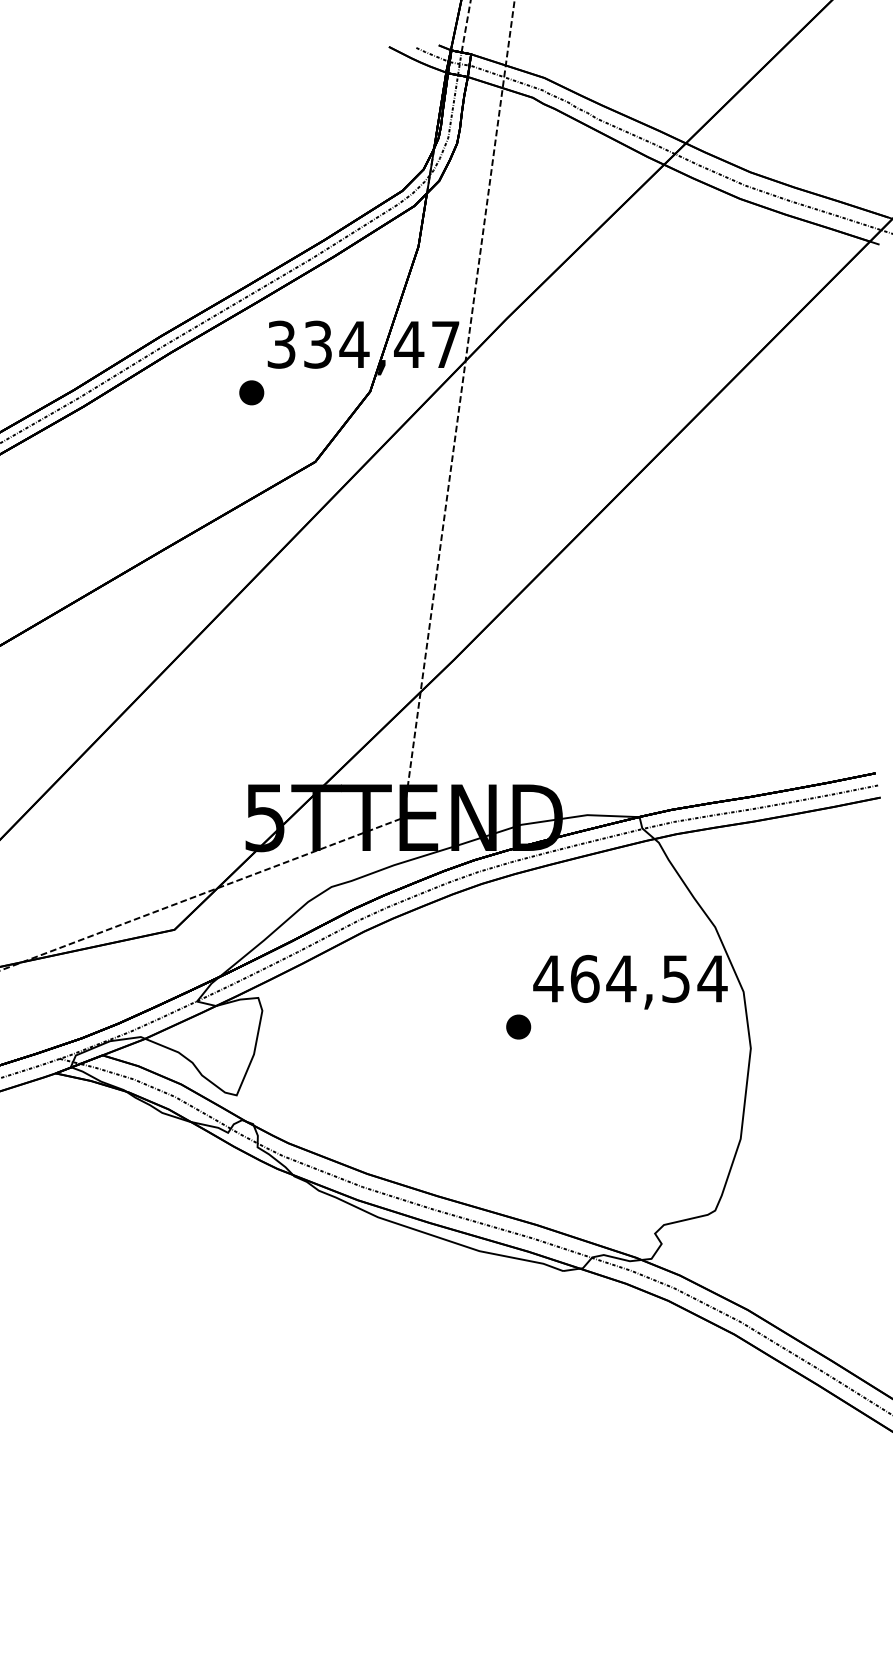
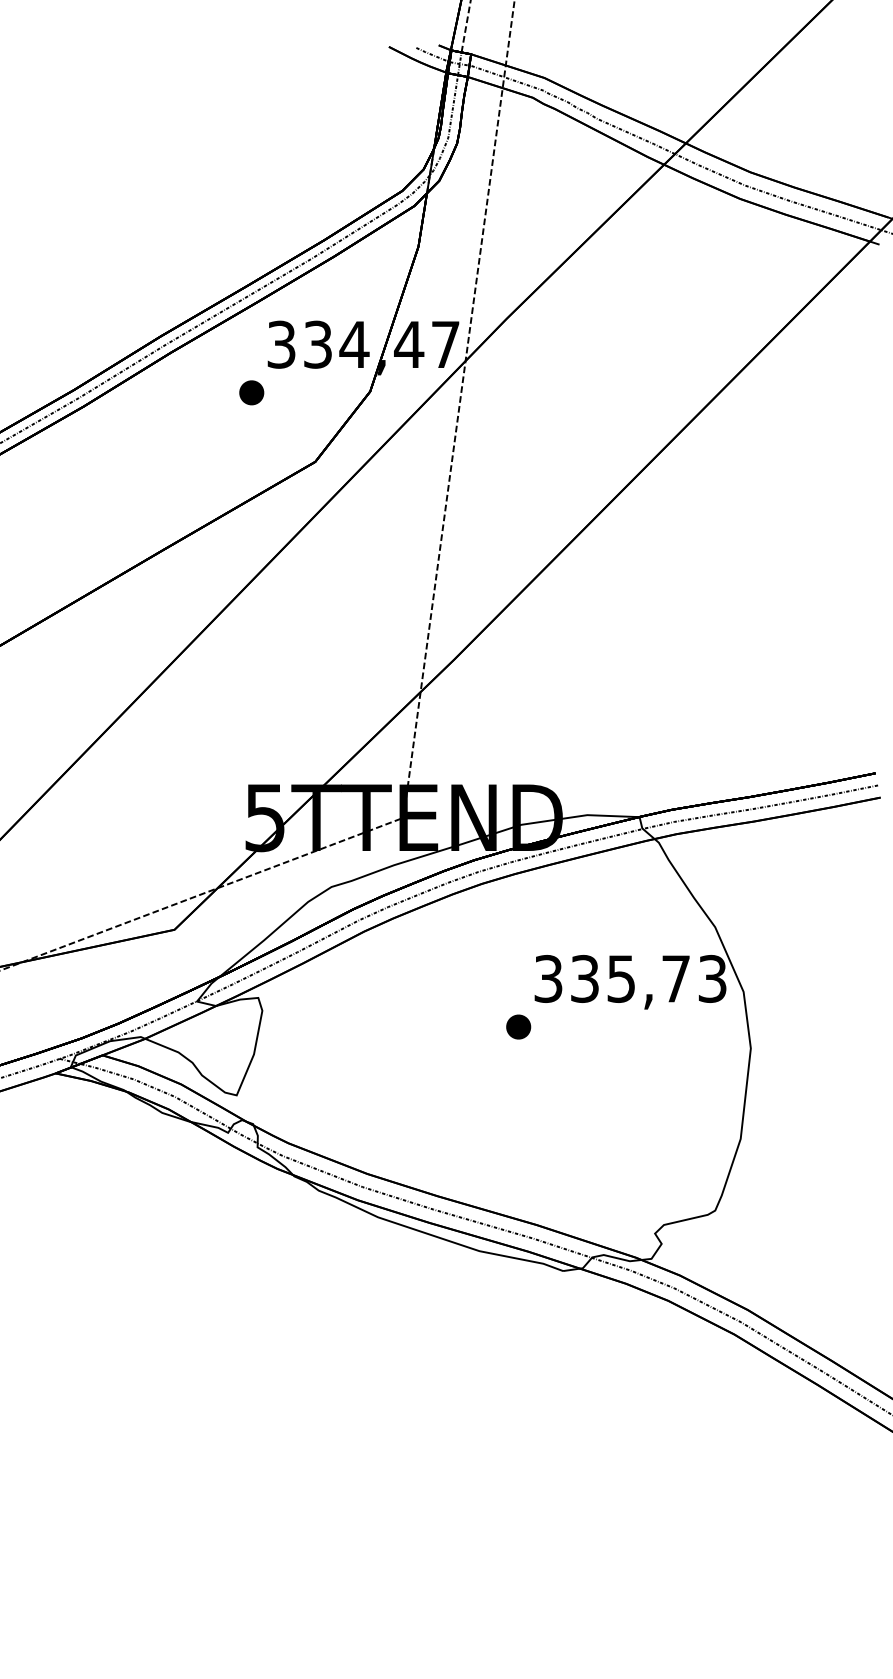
text: 464,54 -> 335,73 (630, 978)
